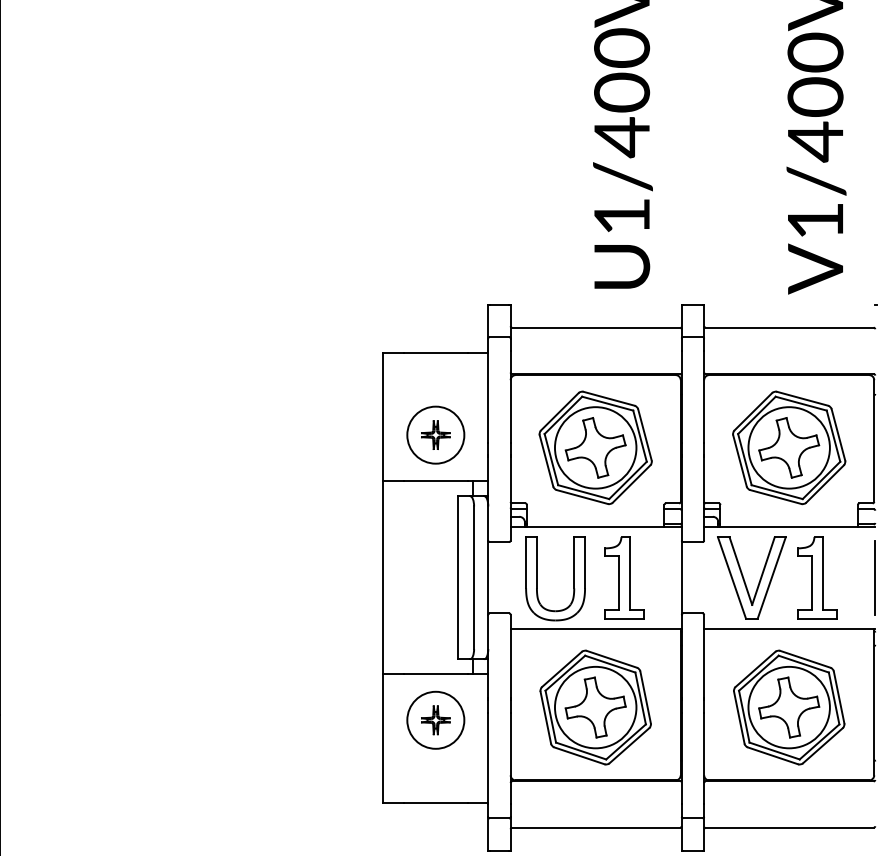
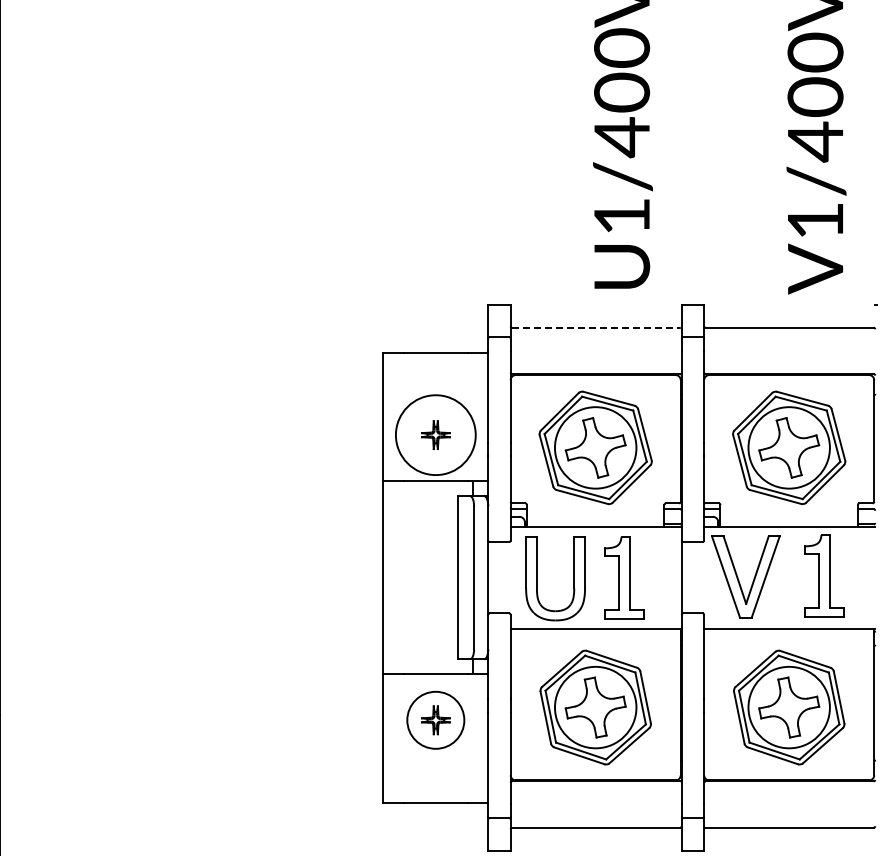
line: solid -> dashed (596, 327)
circle diameter: 57 px -> 80 px (435, 435)
part position: (817, 577) -> (824, 575) (824, 575)
line: present -> none (874, 577)
part position: (744, 578) -> (738, 577) (738, 577)
